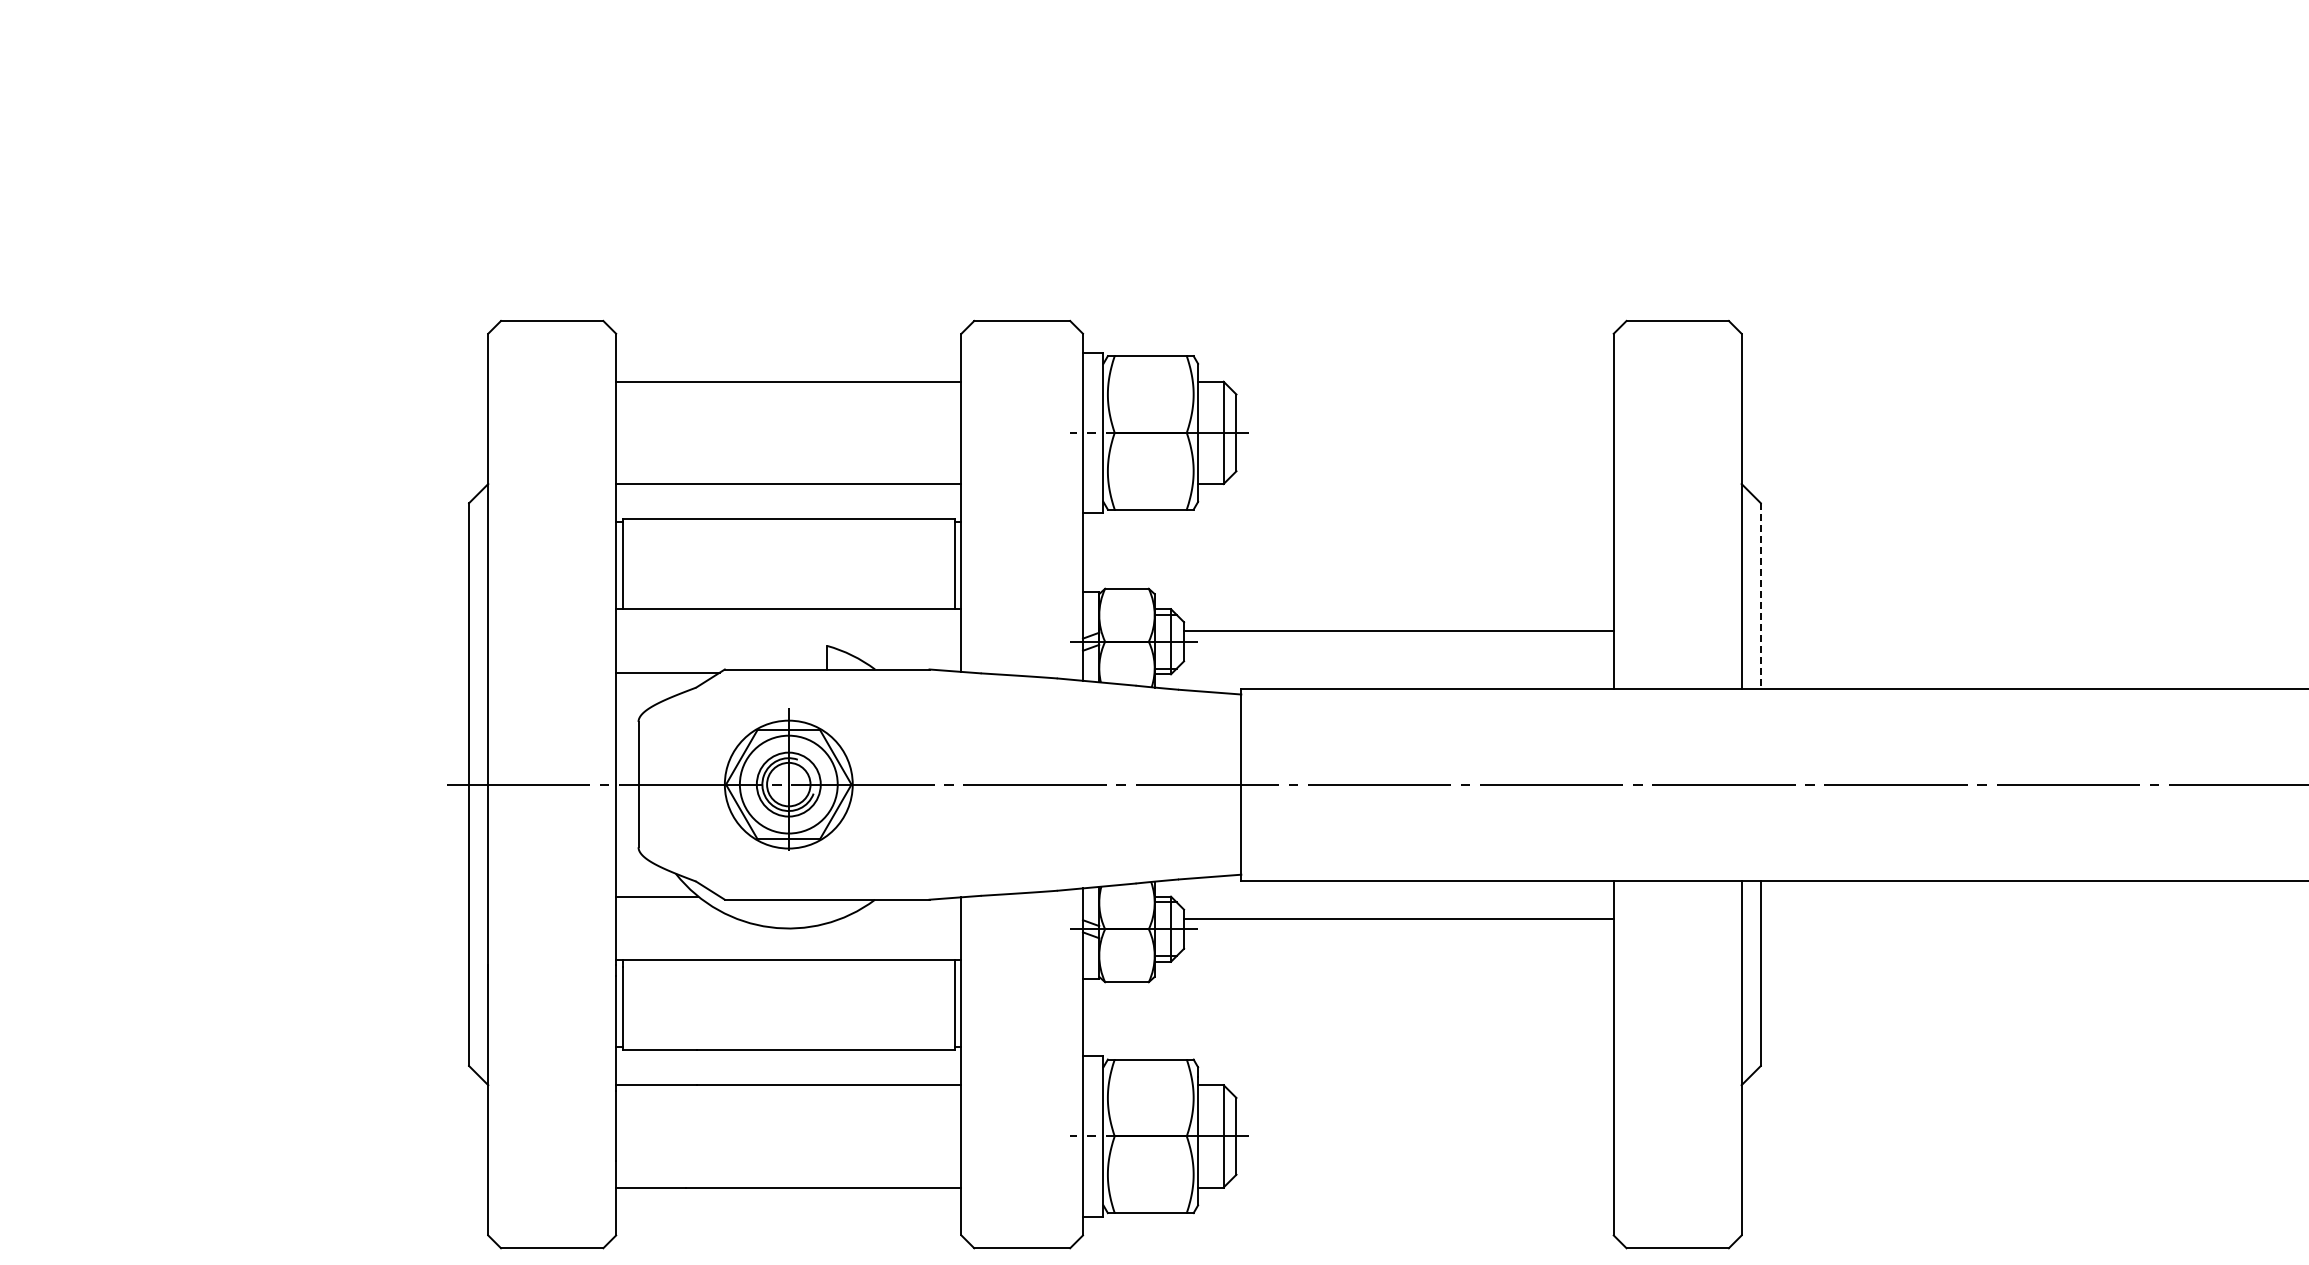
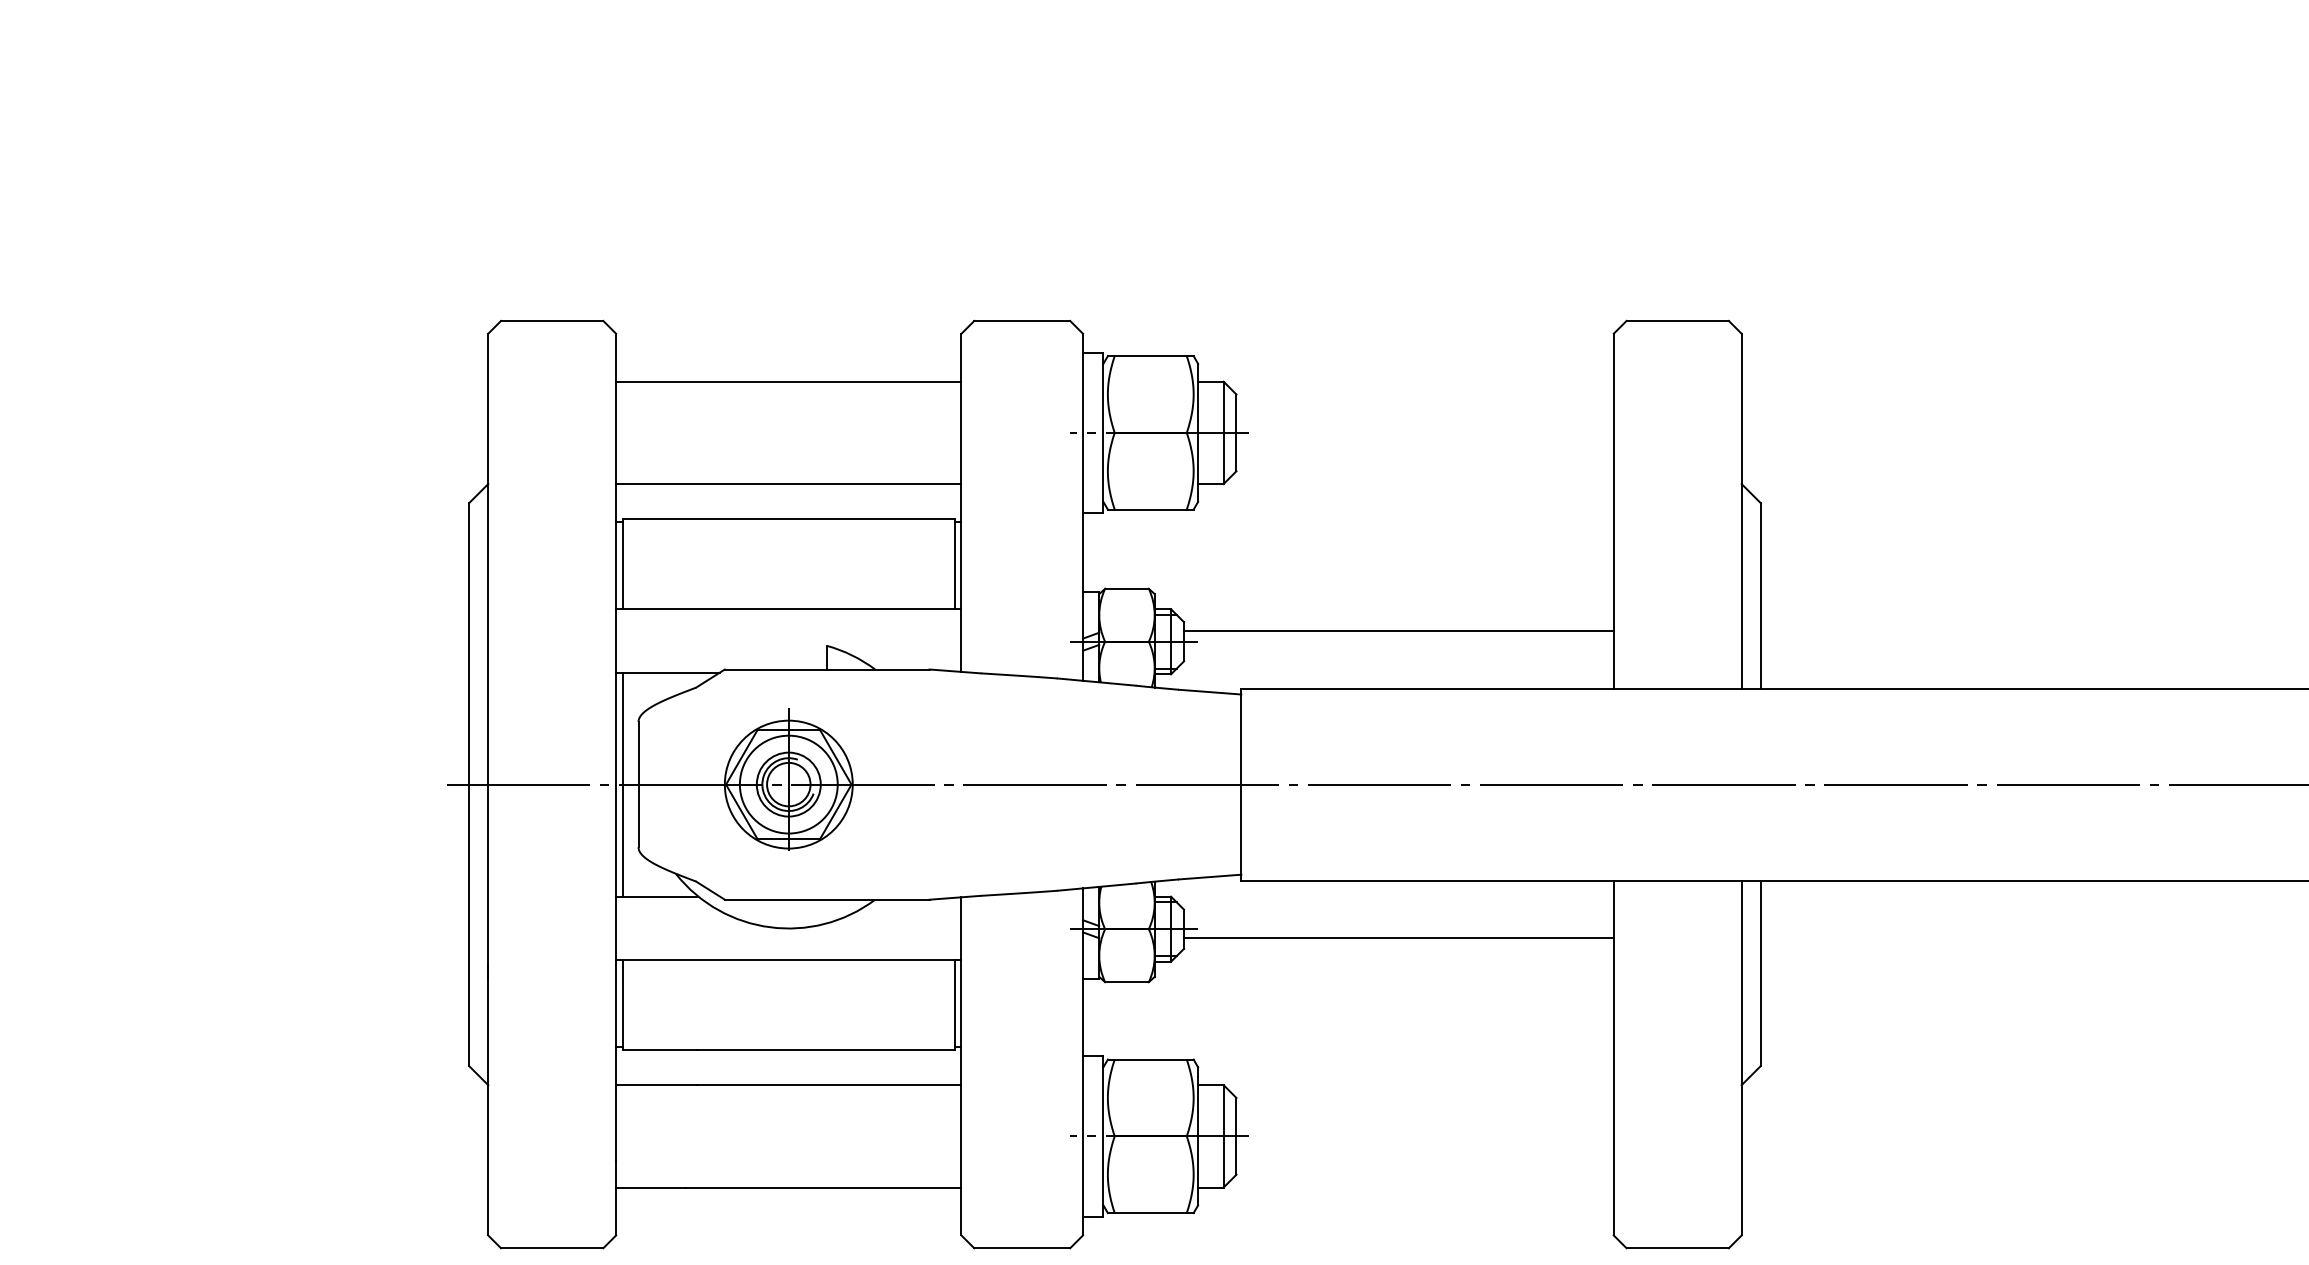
line: dashed -> solid (1760, 595)
line: none -> present (622, 784)
line position: (1398, 919) -> (1398, 938) (1398, 938)
